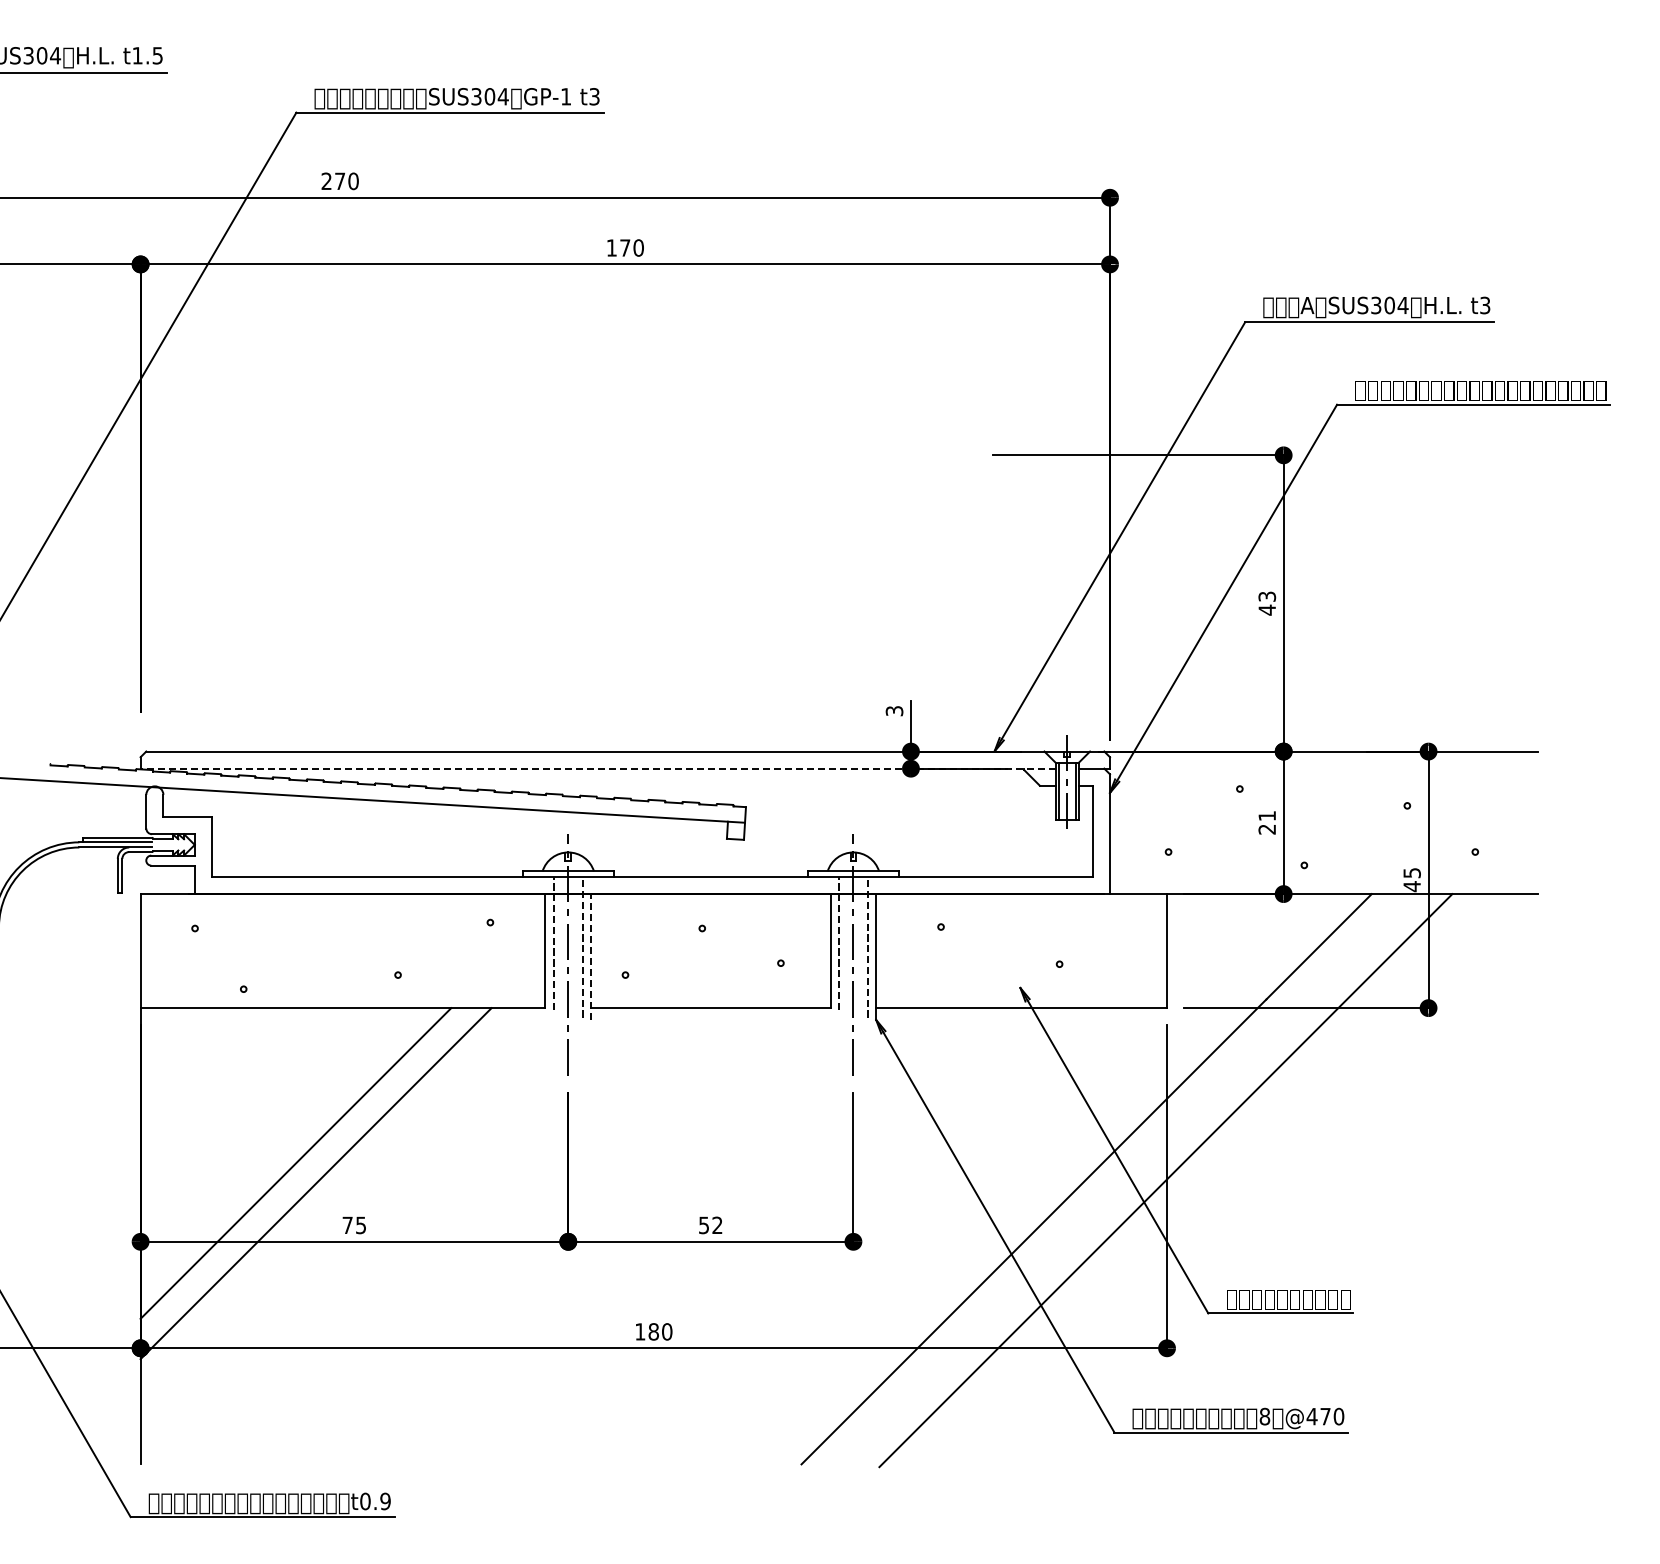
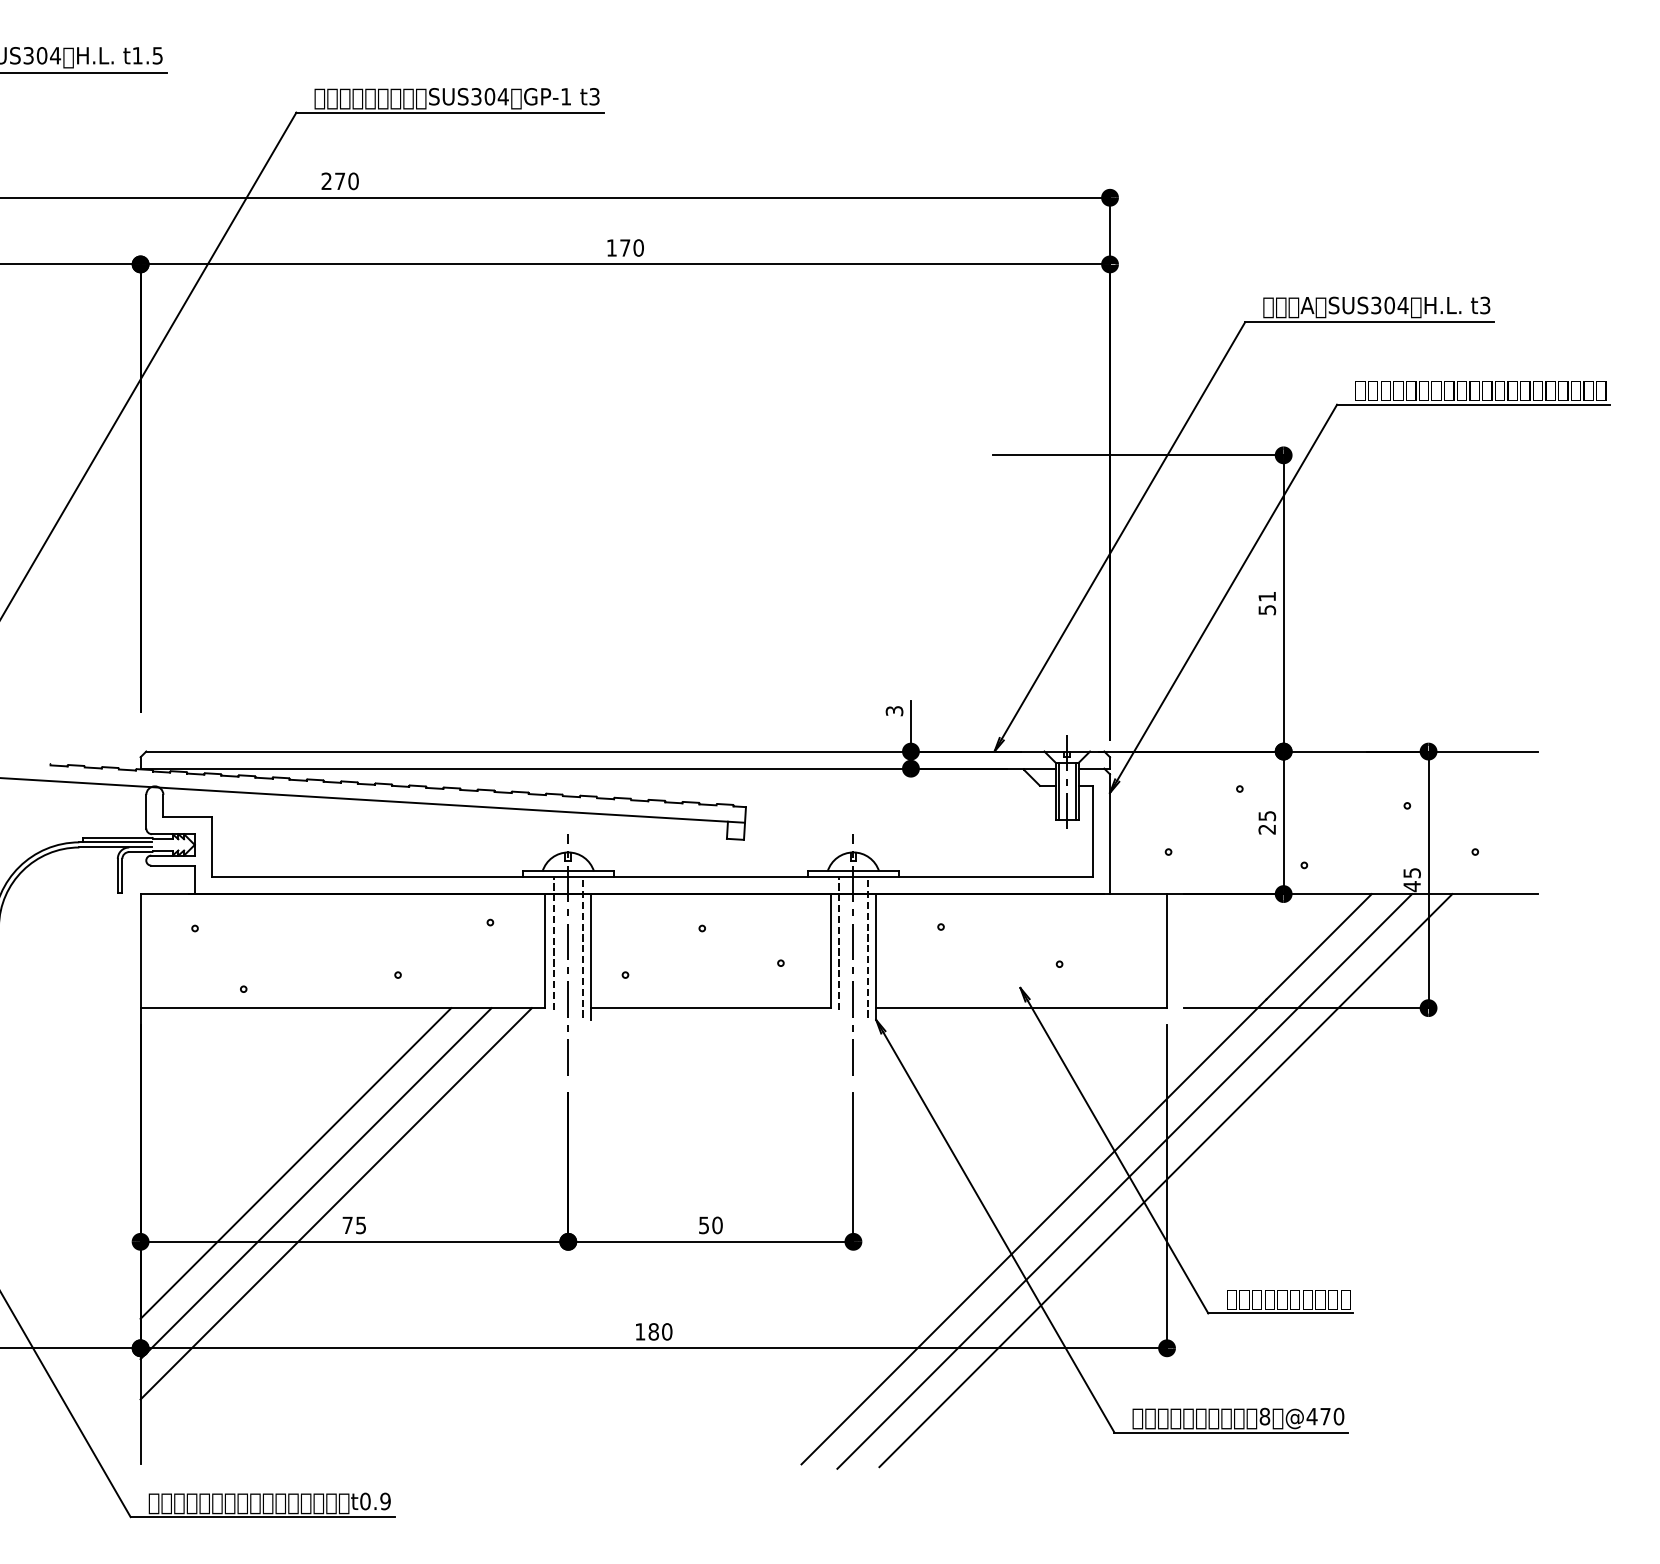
text: 43 -> 51 (1267, 603)
line: dashed -> solid (598, 768)
text: 21 -> 25 (1267, 816)
line: dashed -> solid (591, 957)
line: none -> present (1124, 1181)
line: none -> present (335, 1203)
text: 52 -> 50 (717, 1225)
